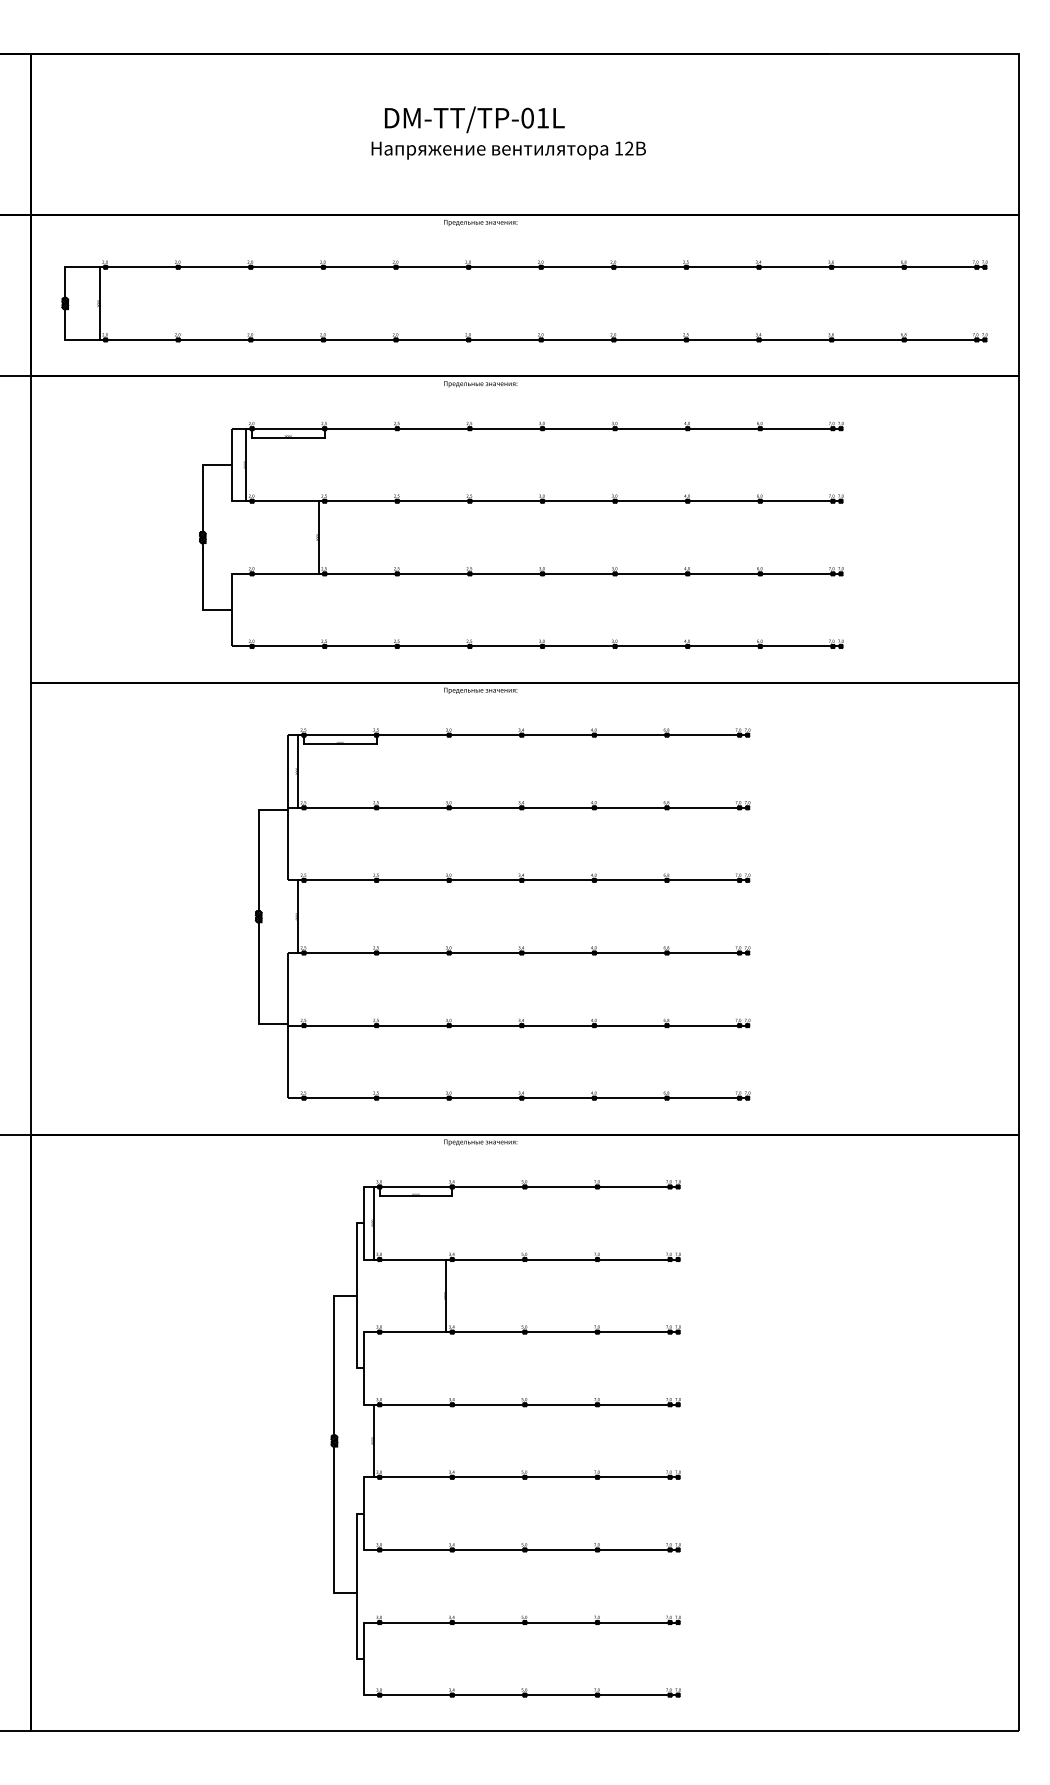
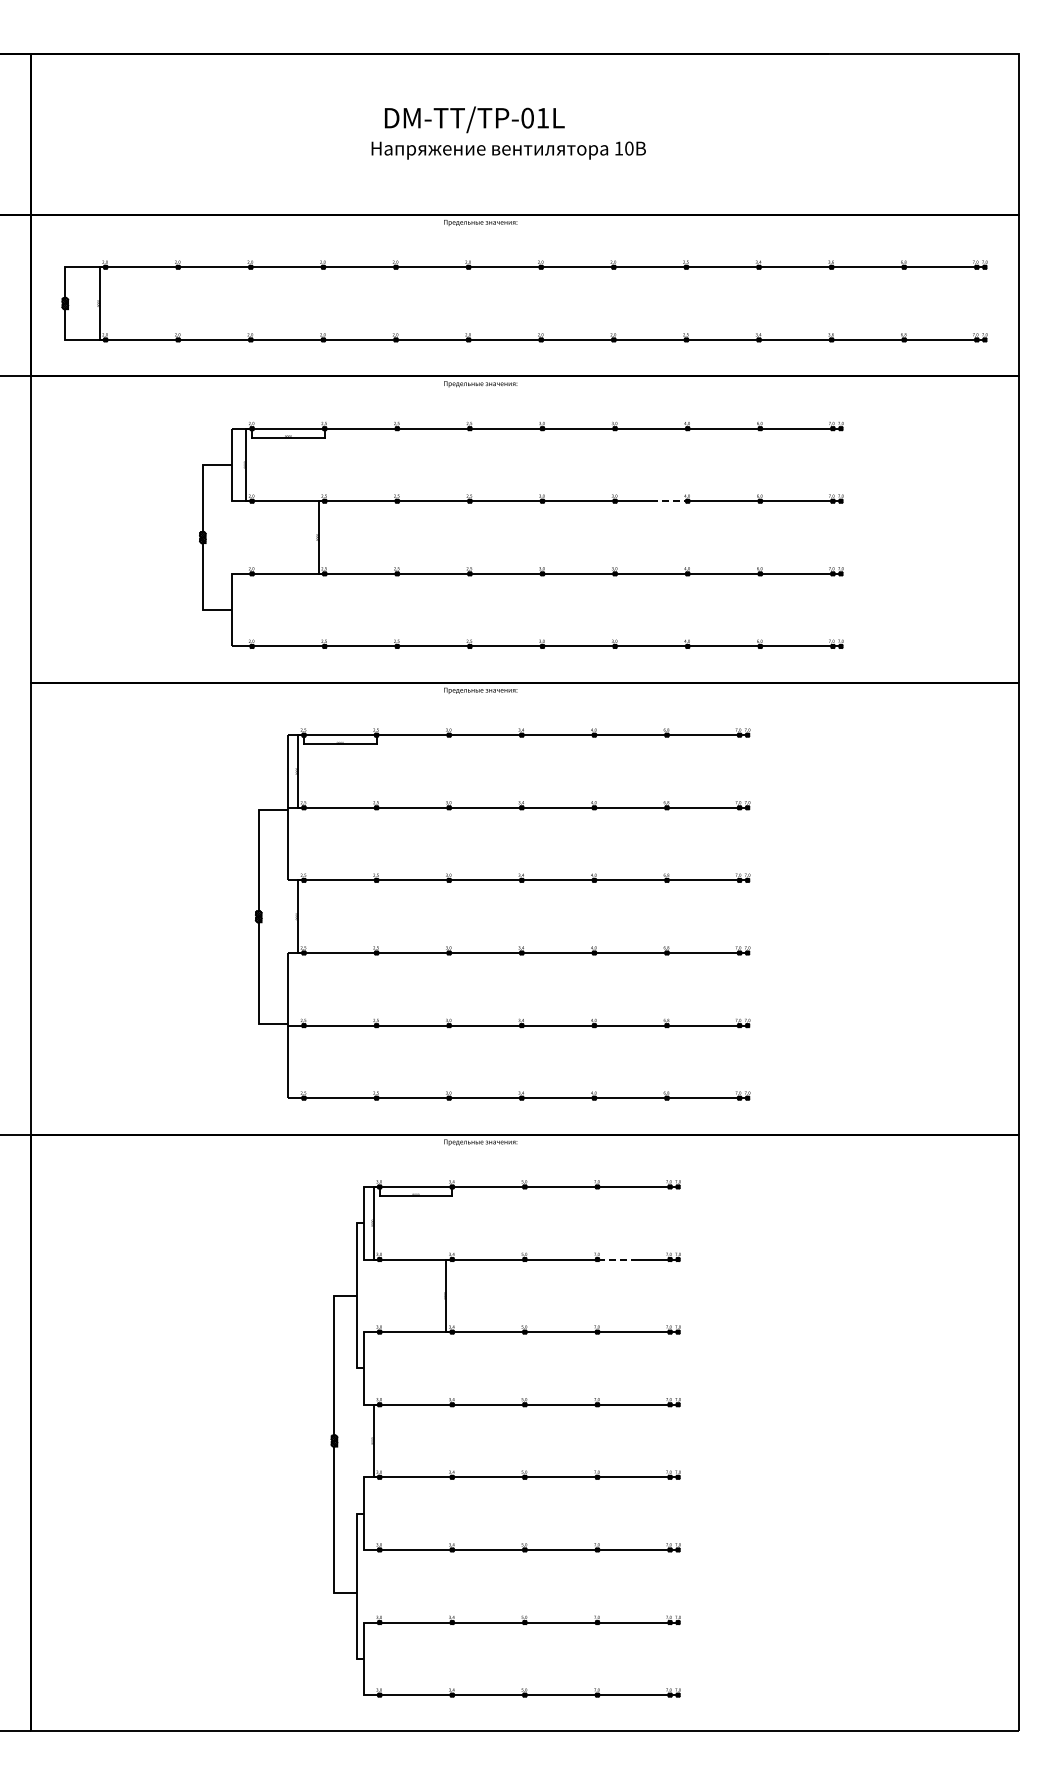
text: 12 -> 10 (629, 148)
line: solid -> dashed (670, 501)
line: solid -> dashed (616, 1259)
